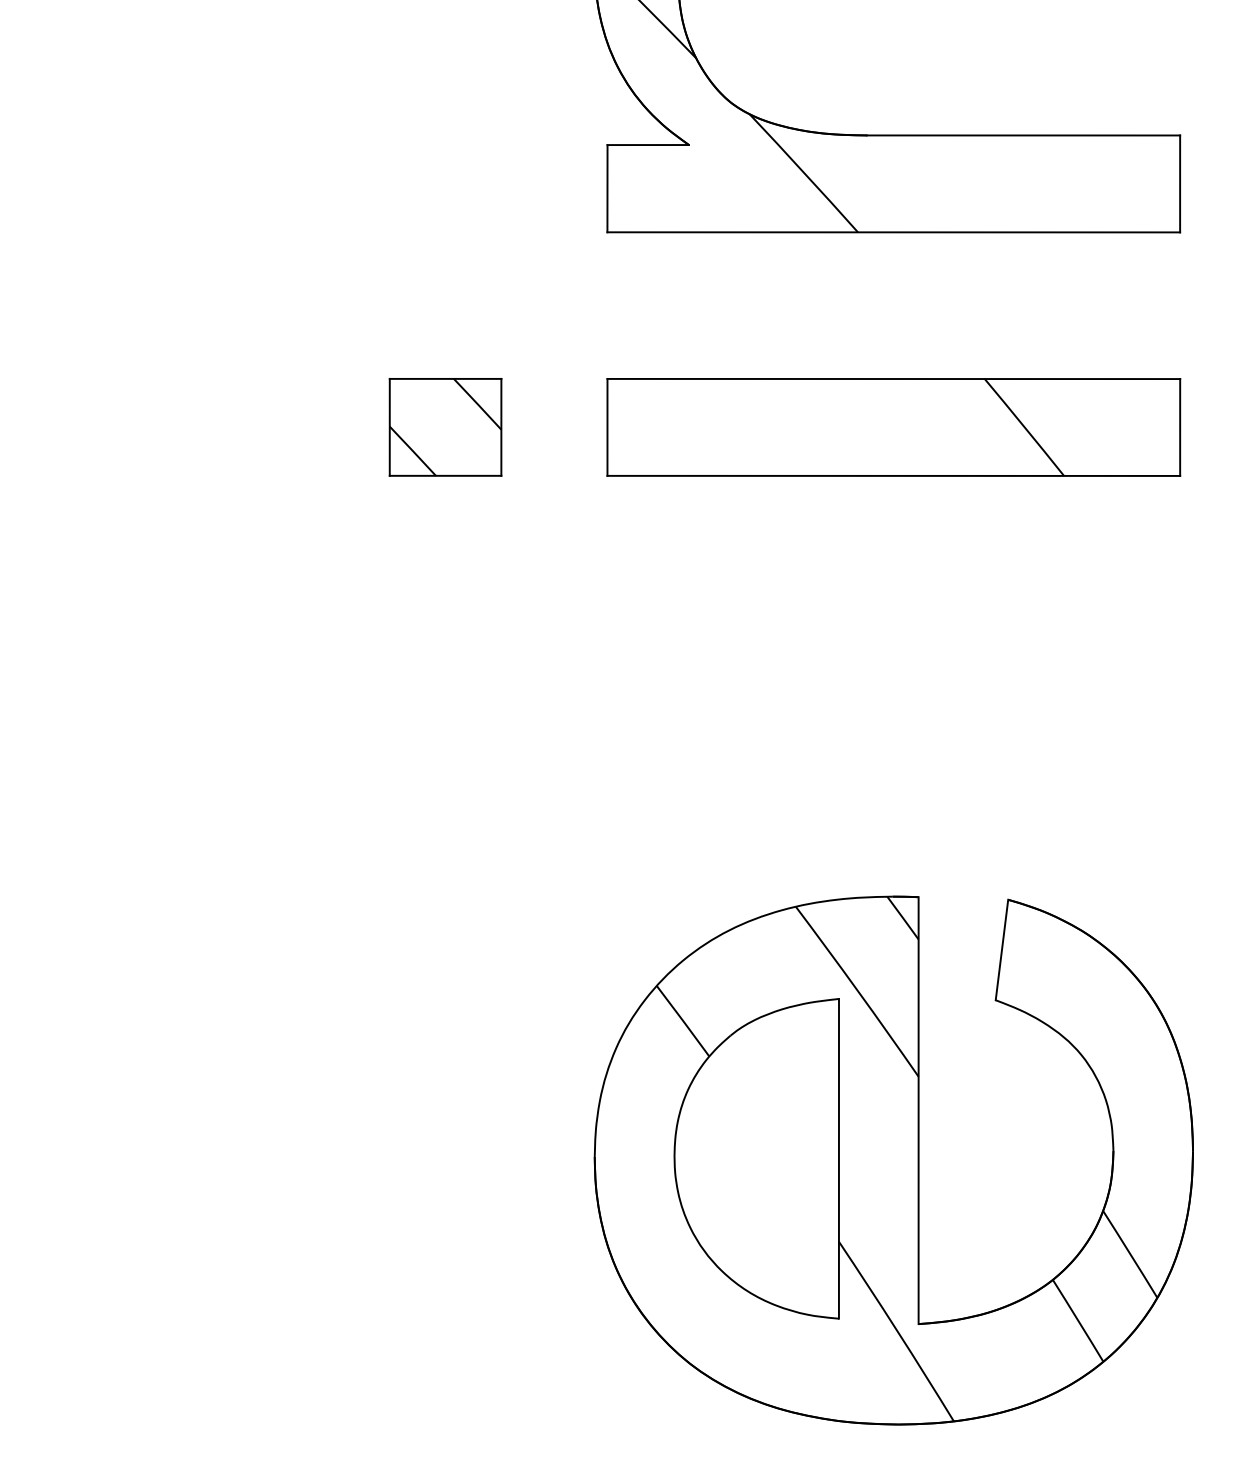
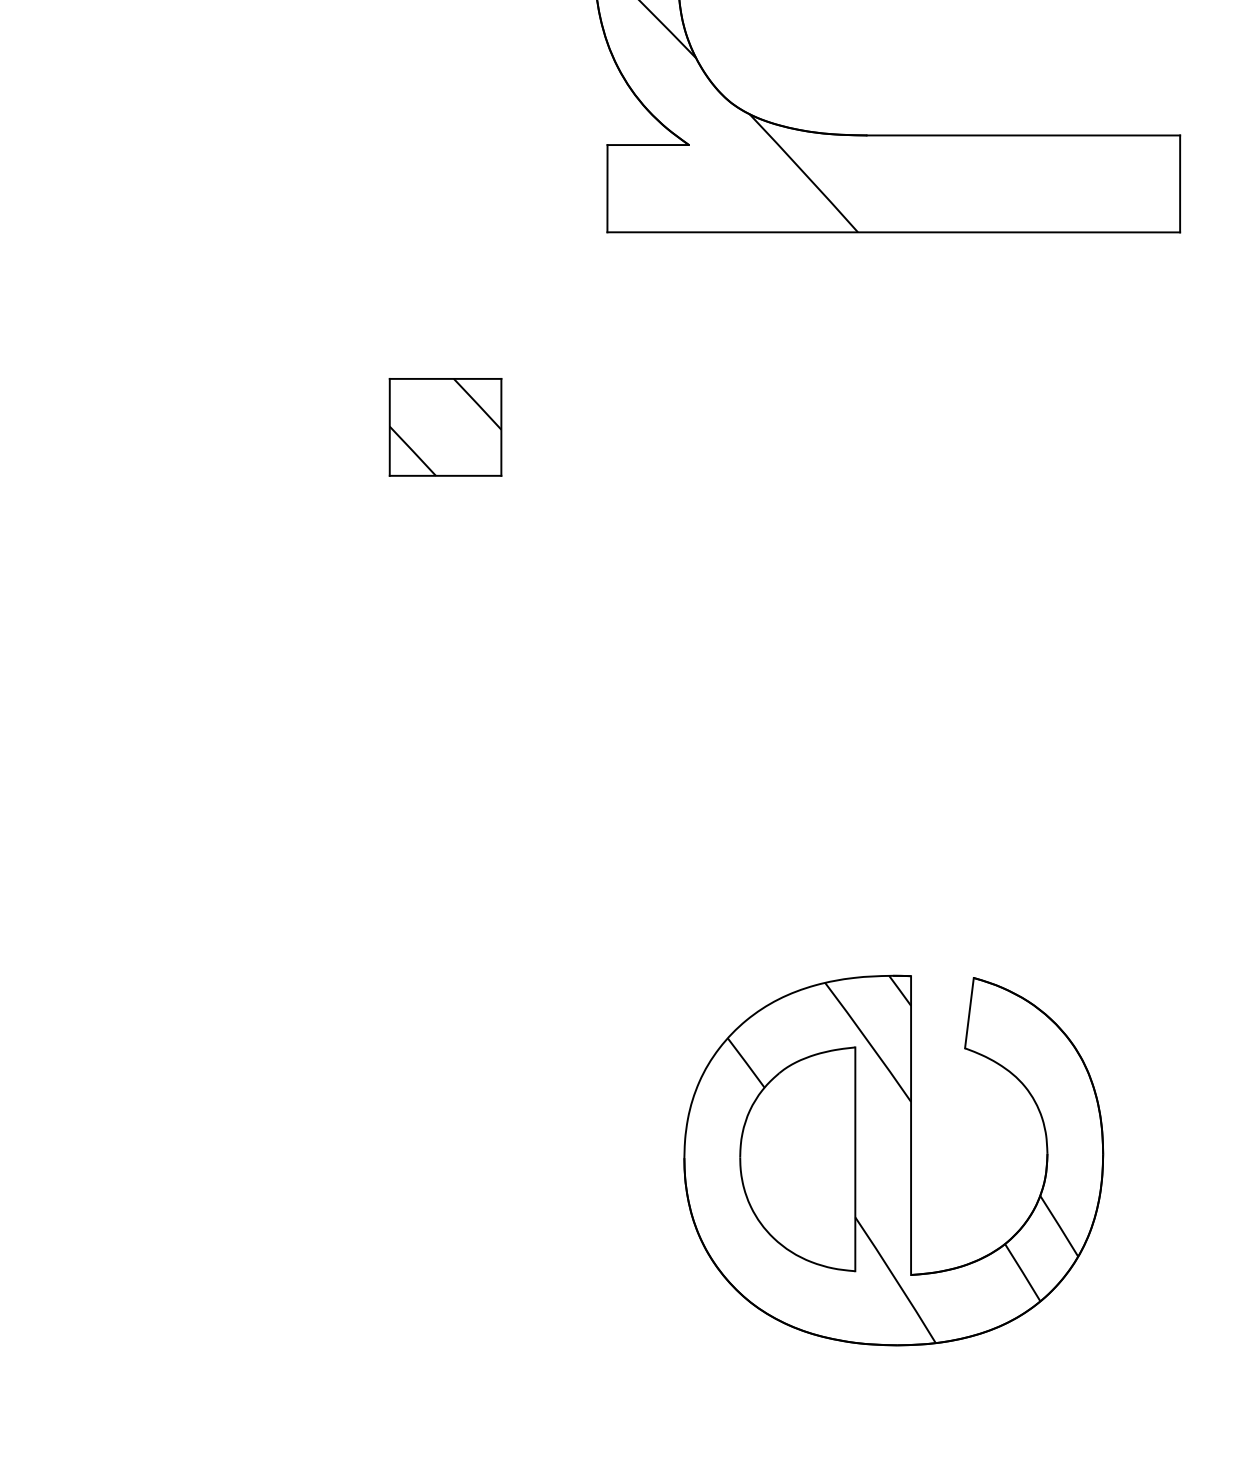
part: present -> none (893, 427)
part size: 601x531 px -> 422x373 px (893, 1160)
